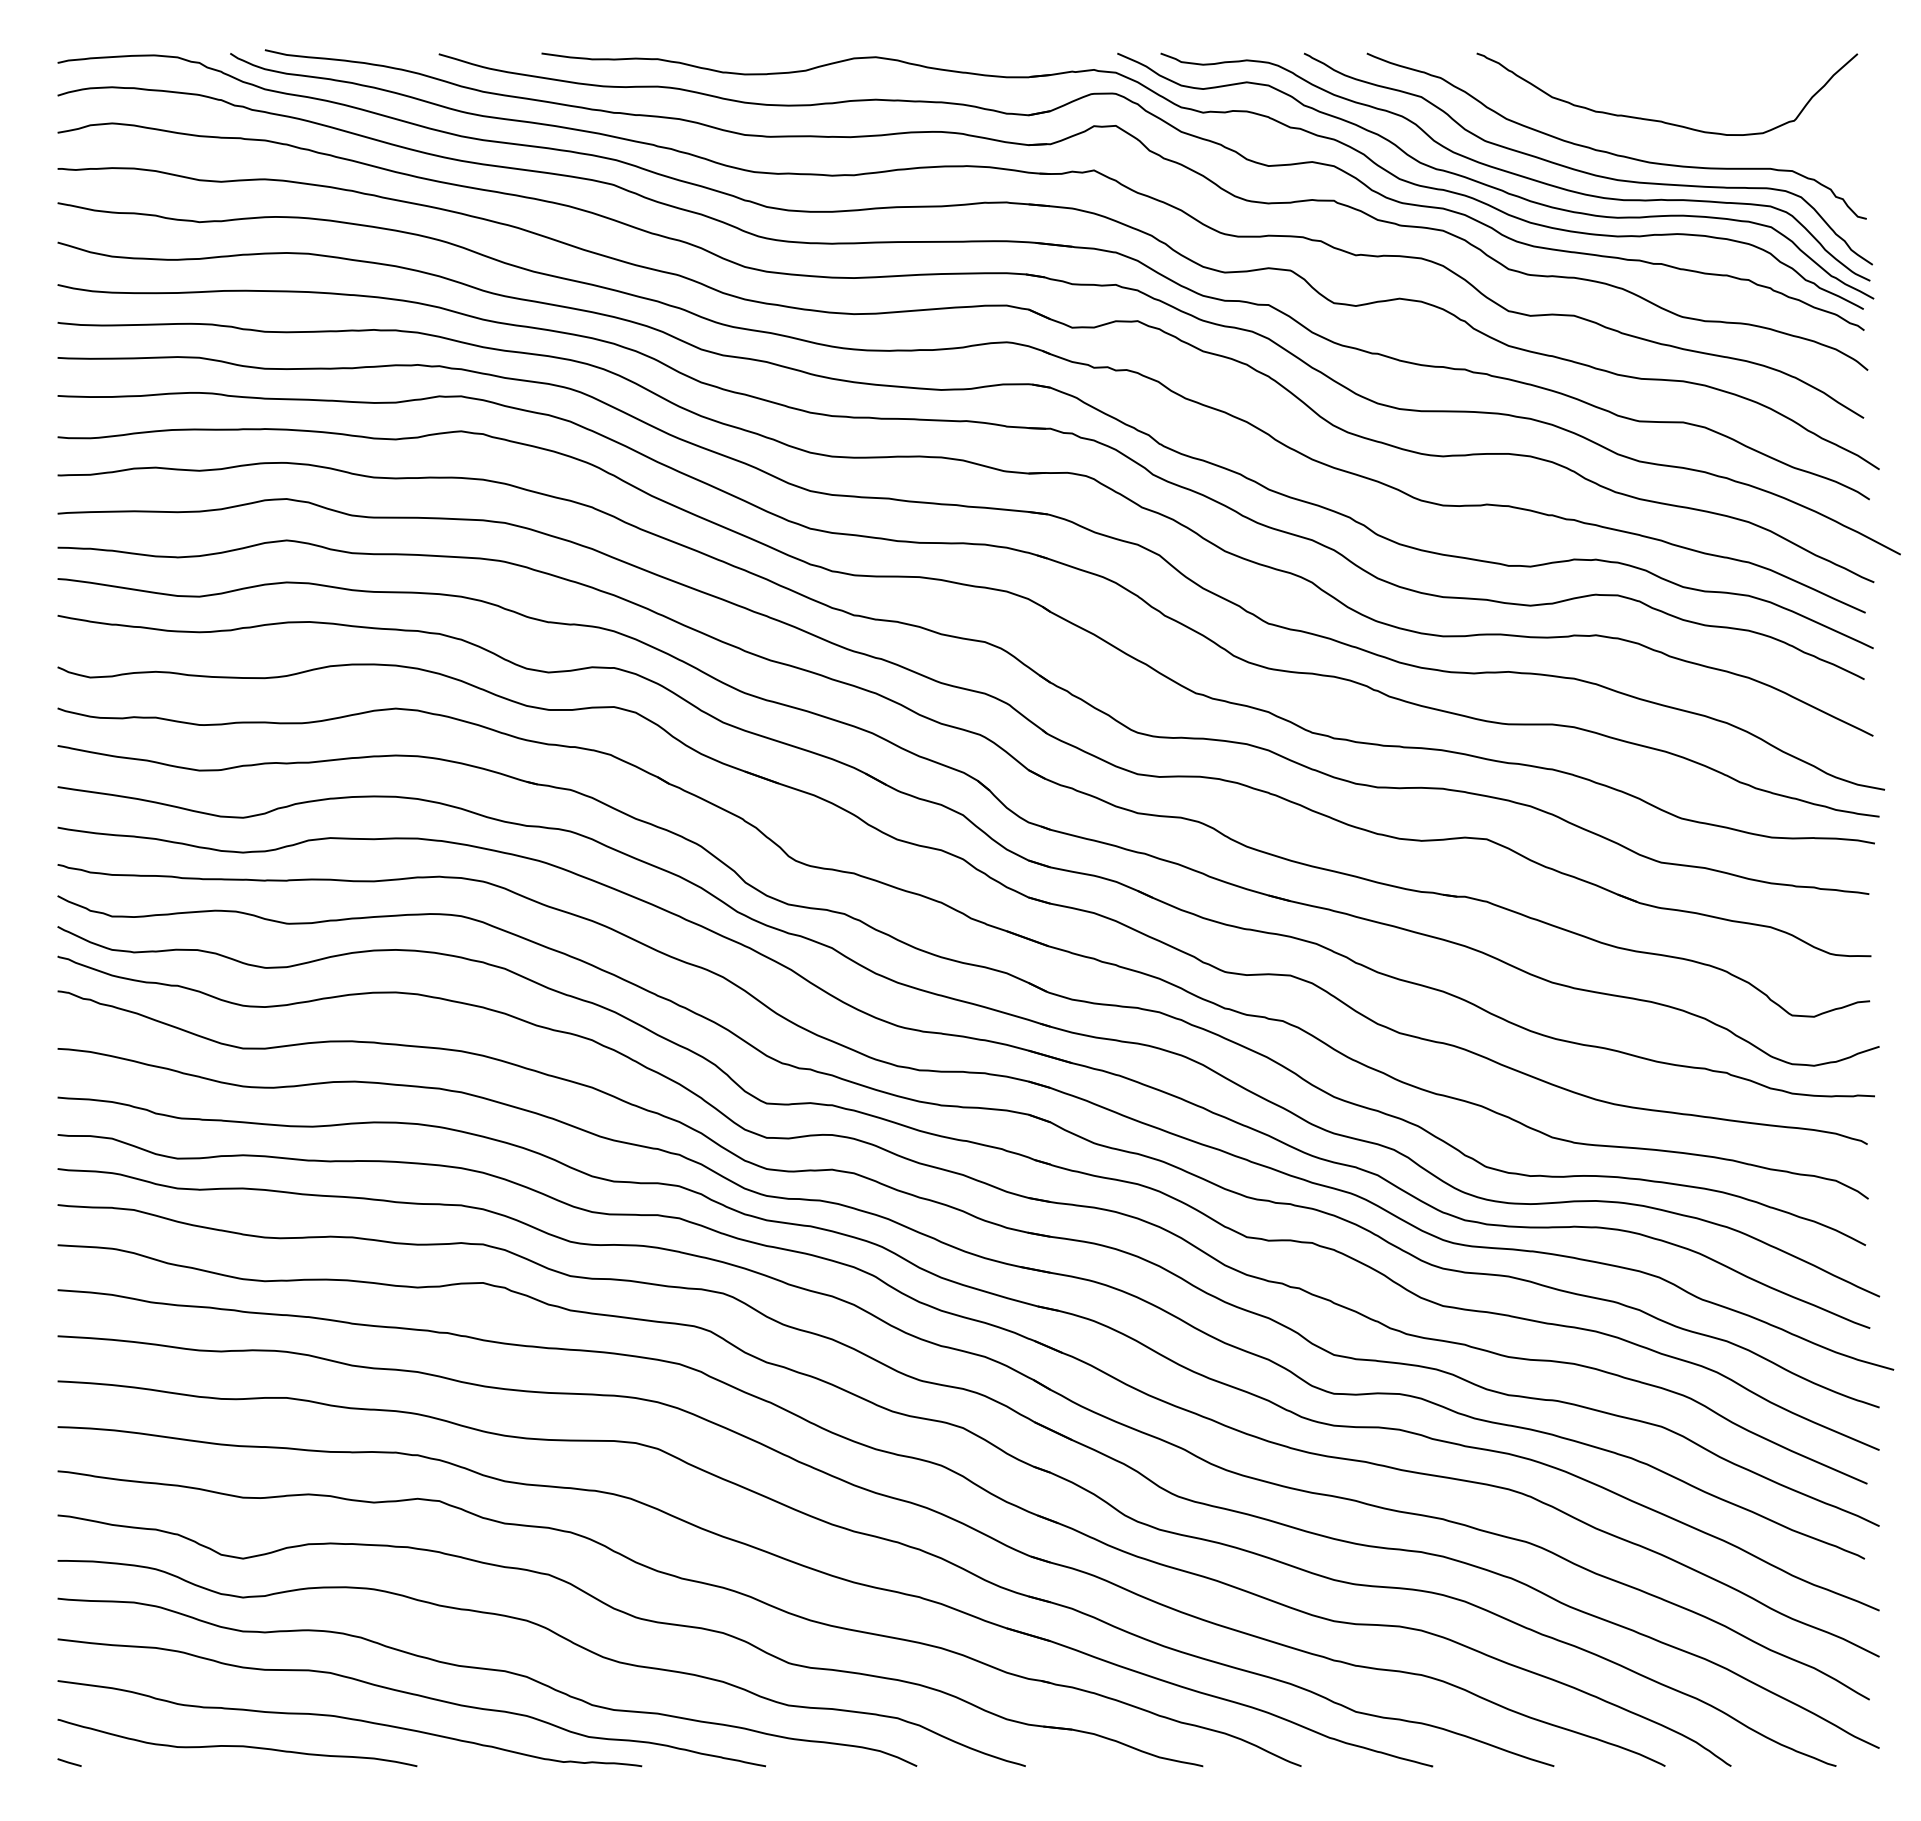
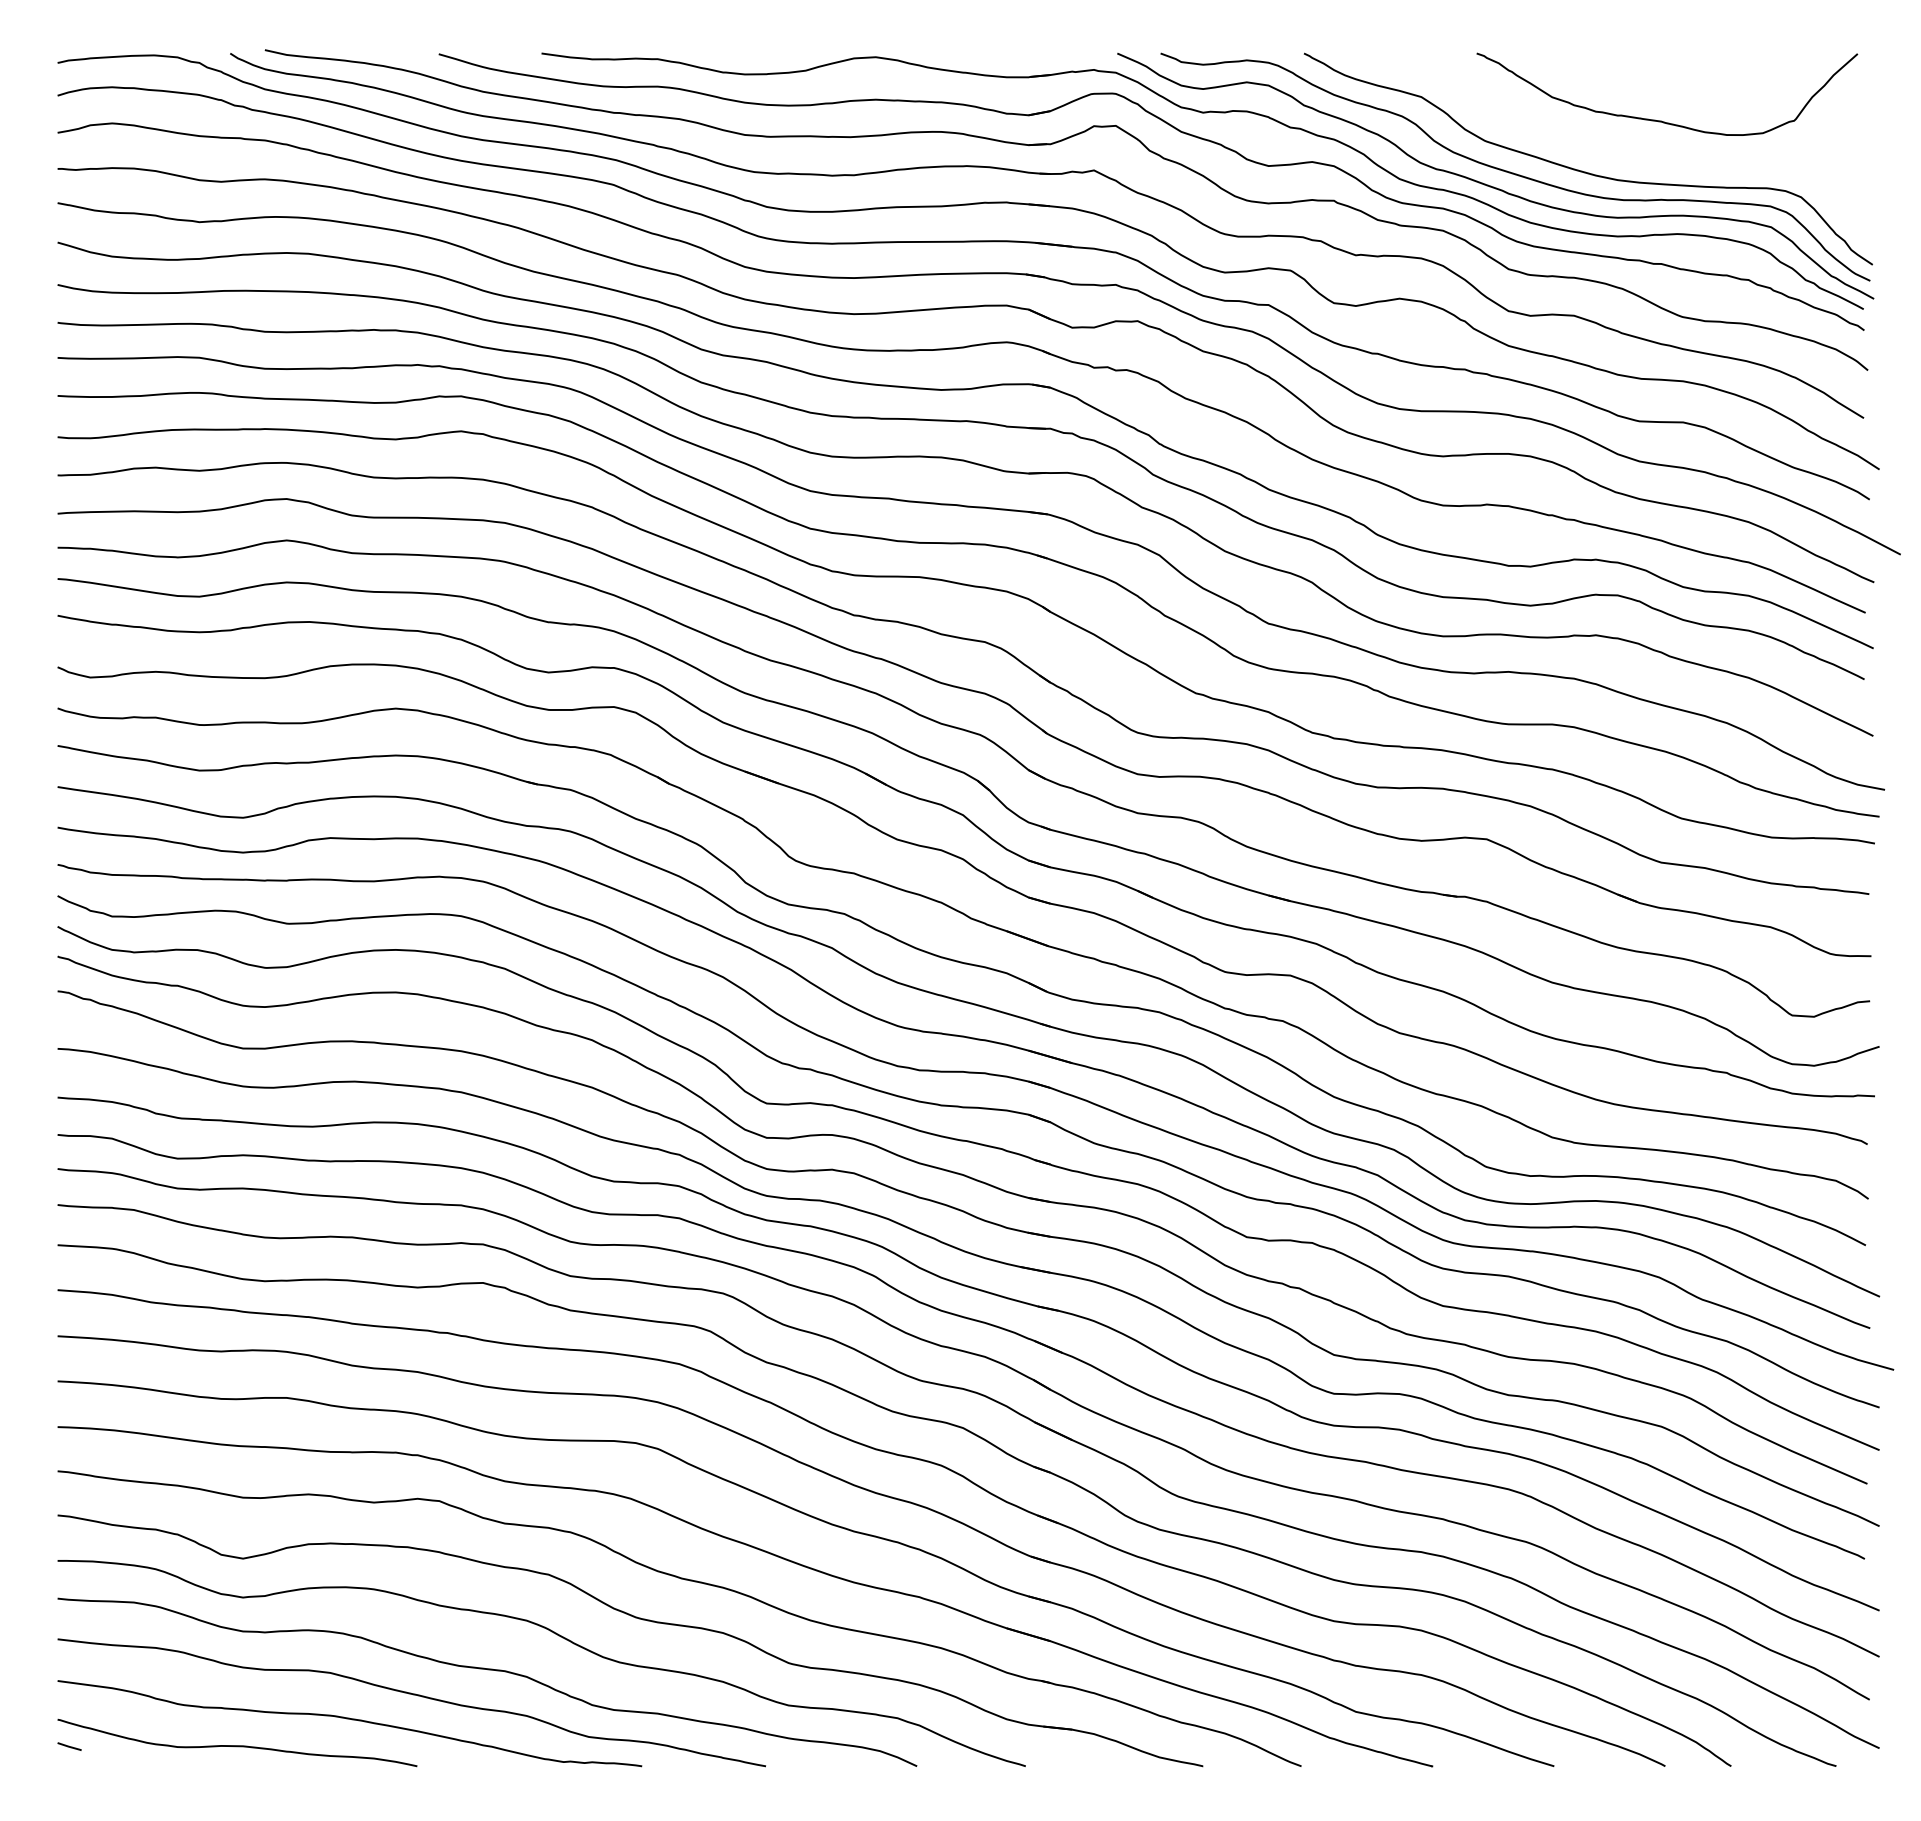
curve: present -> none (1611, 152)
line position: (69, 1762) -> (69, 1746) (69, 1746)
